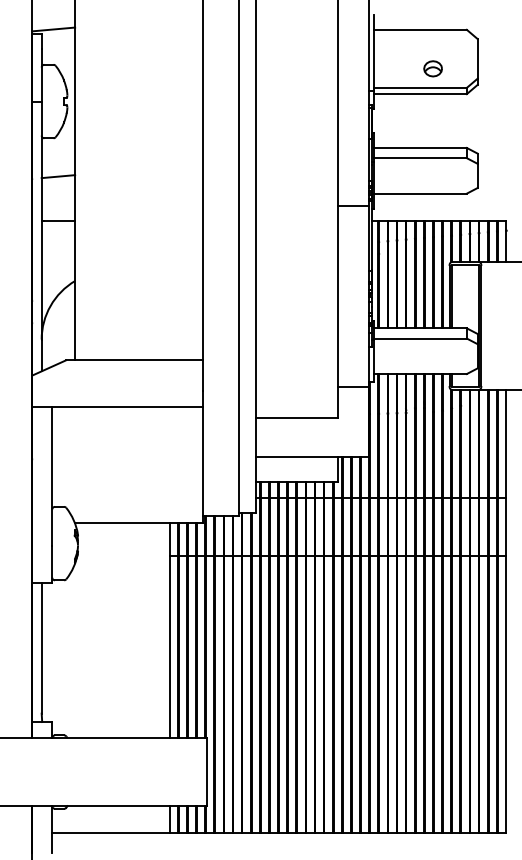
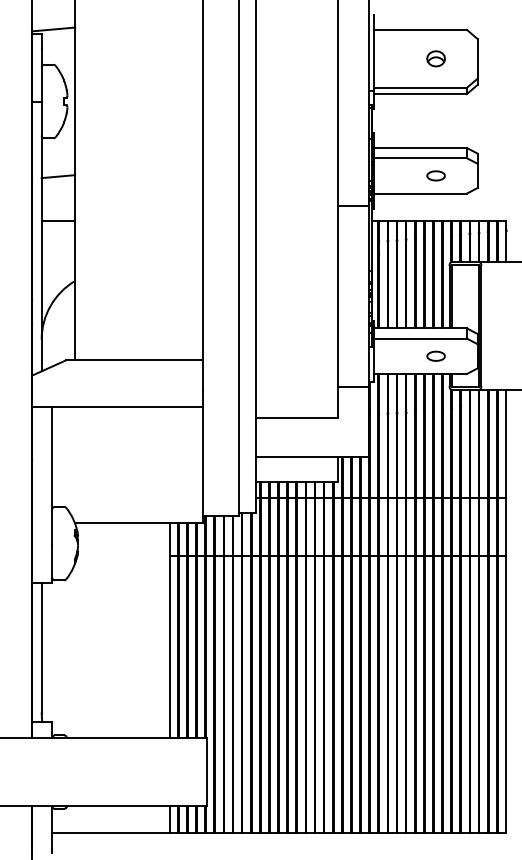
part position: (432, 68) -> (435, 58) (435, 58)
part: none -> present (435, 175)
part: none -> present (435, 355)
